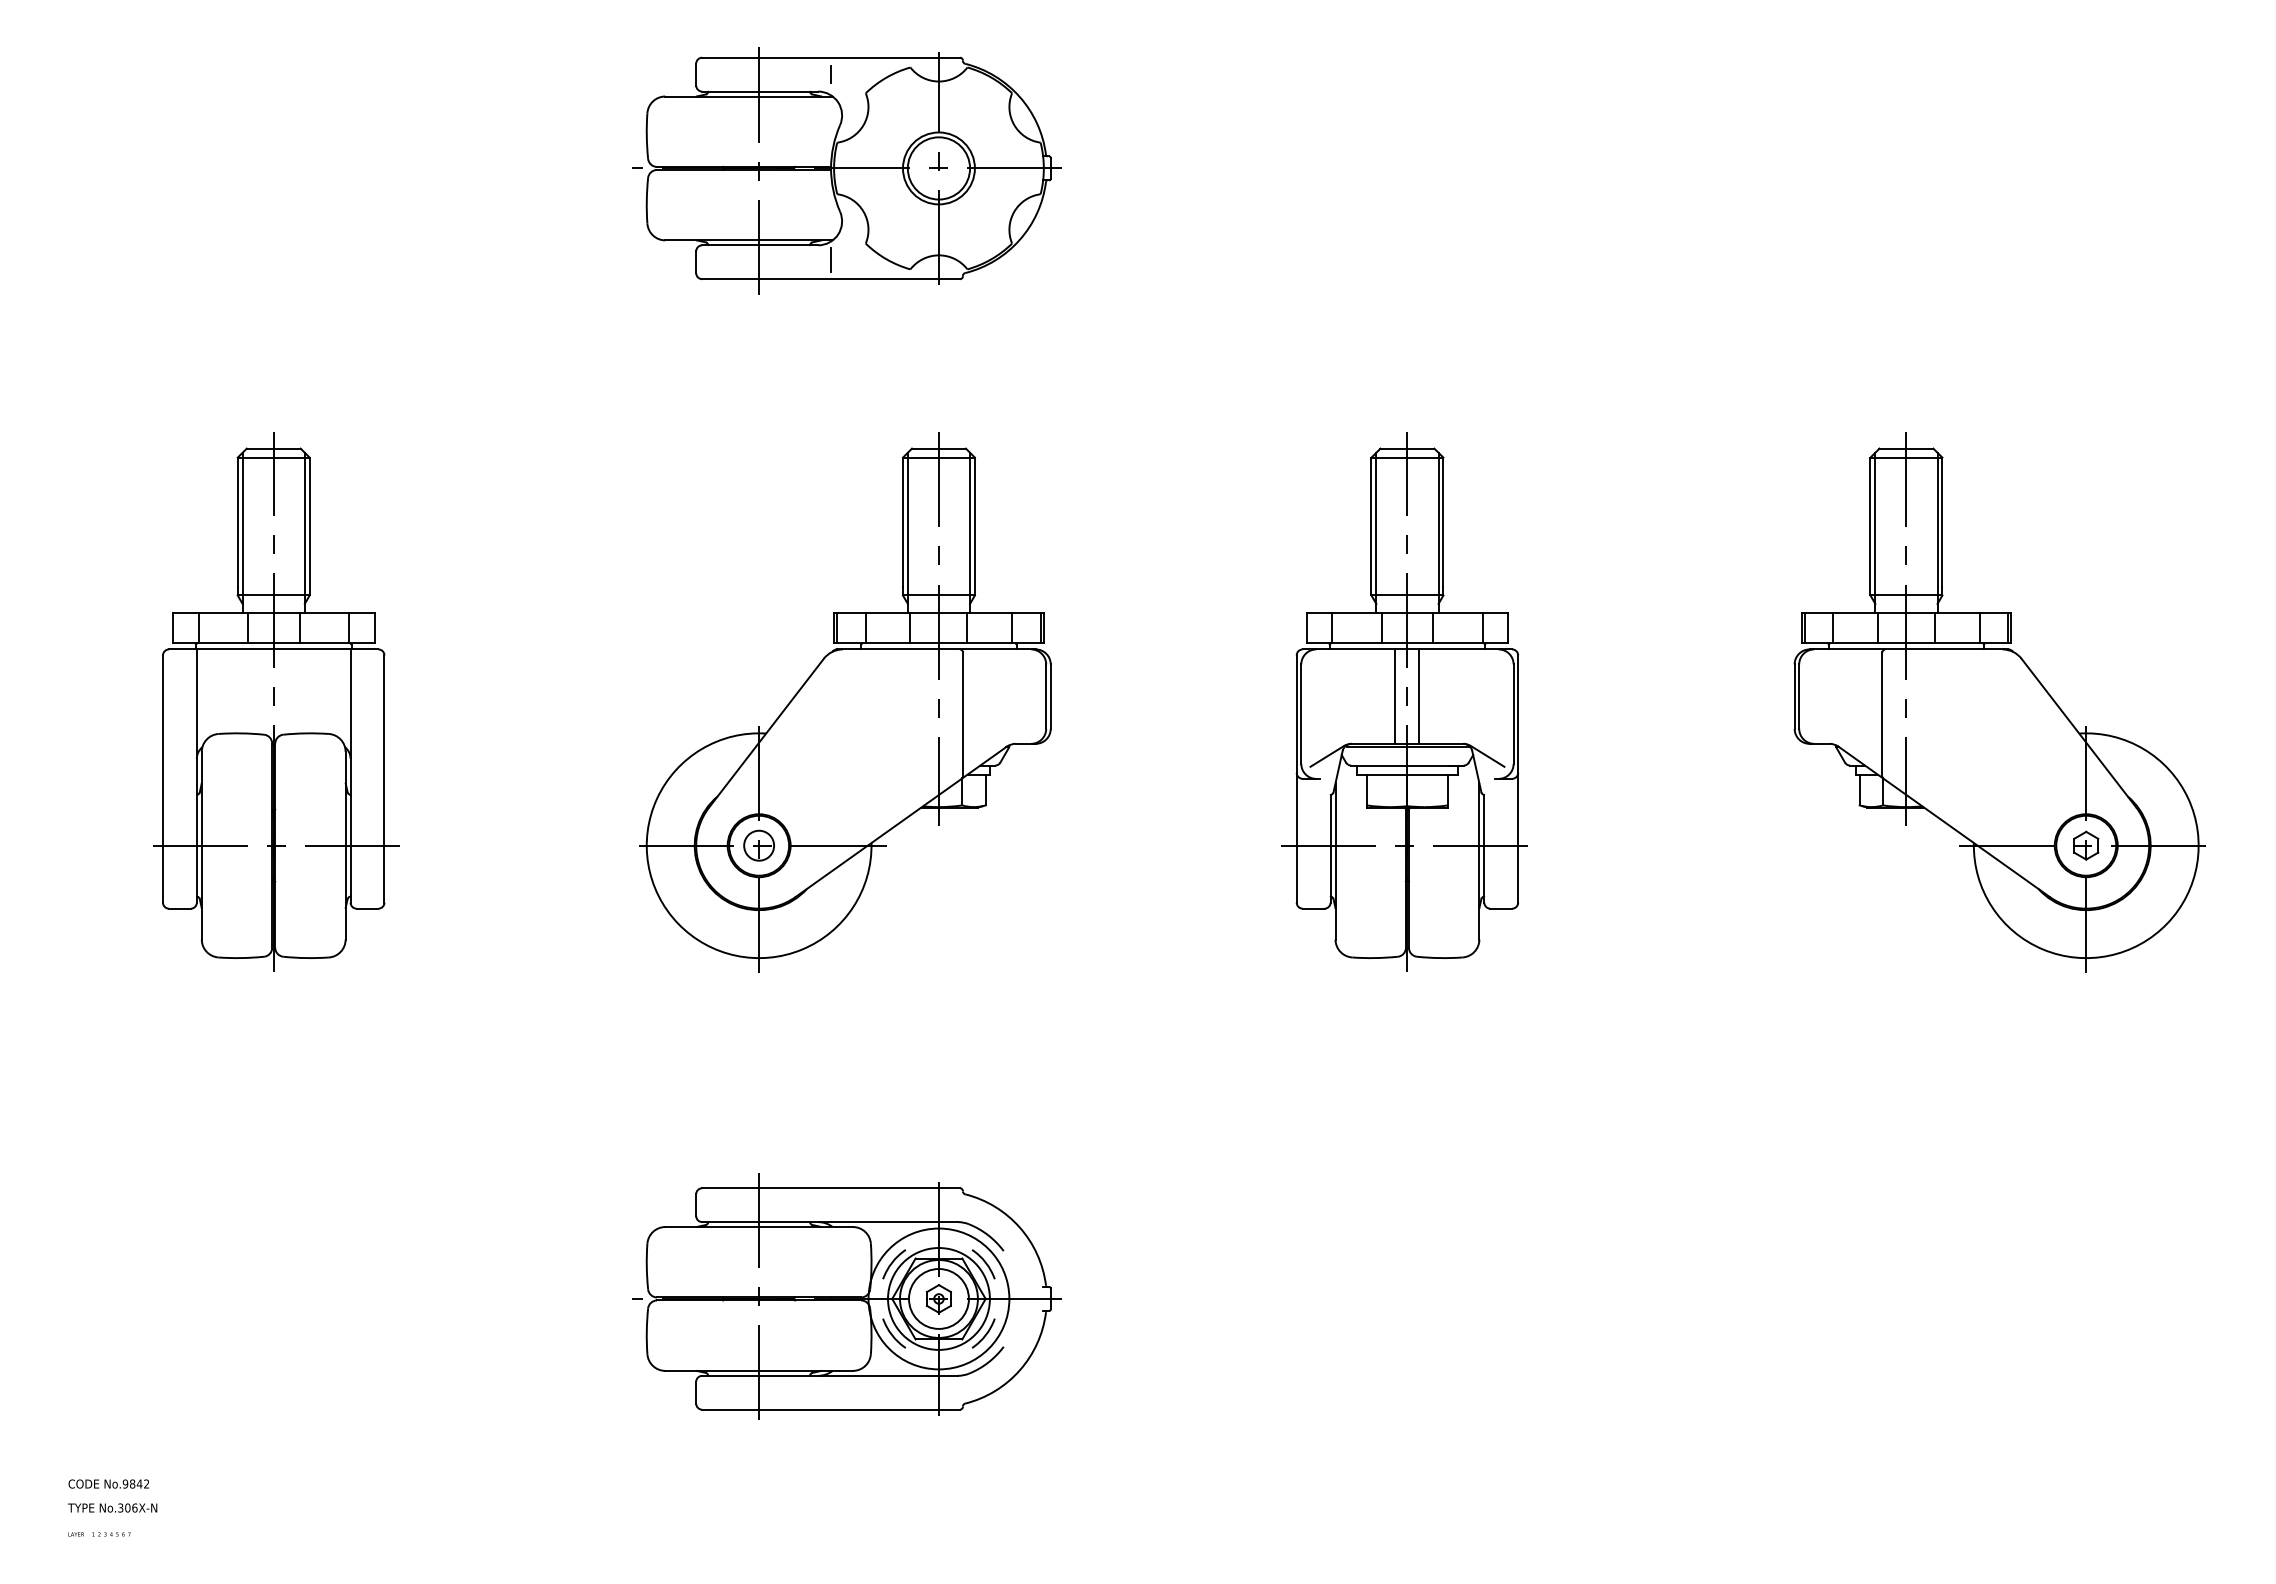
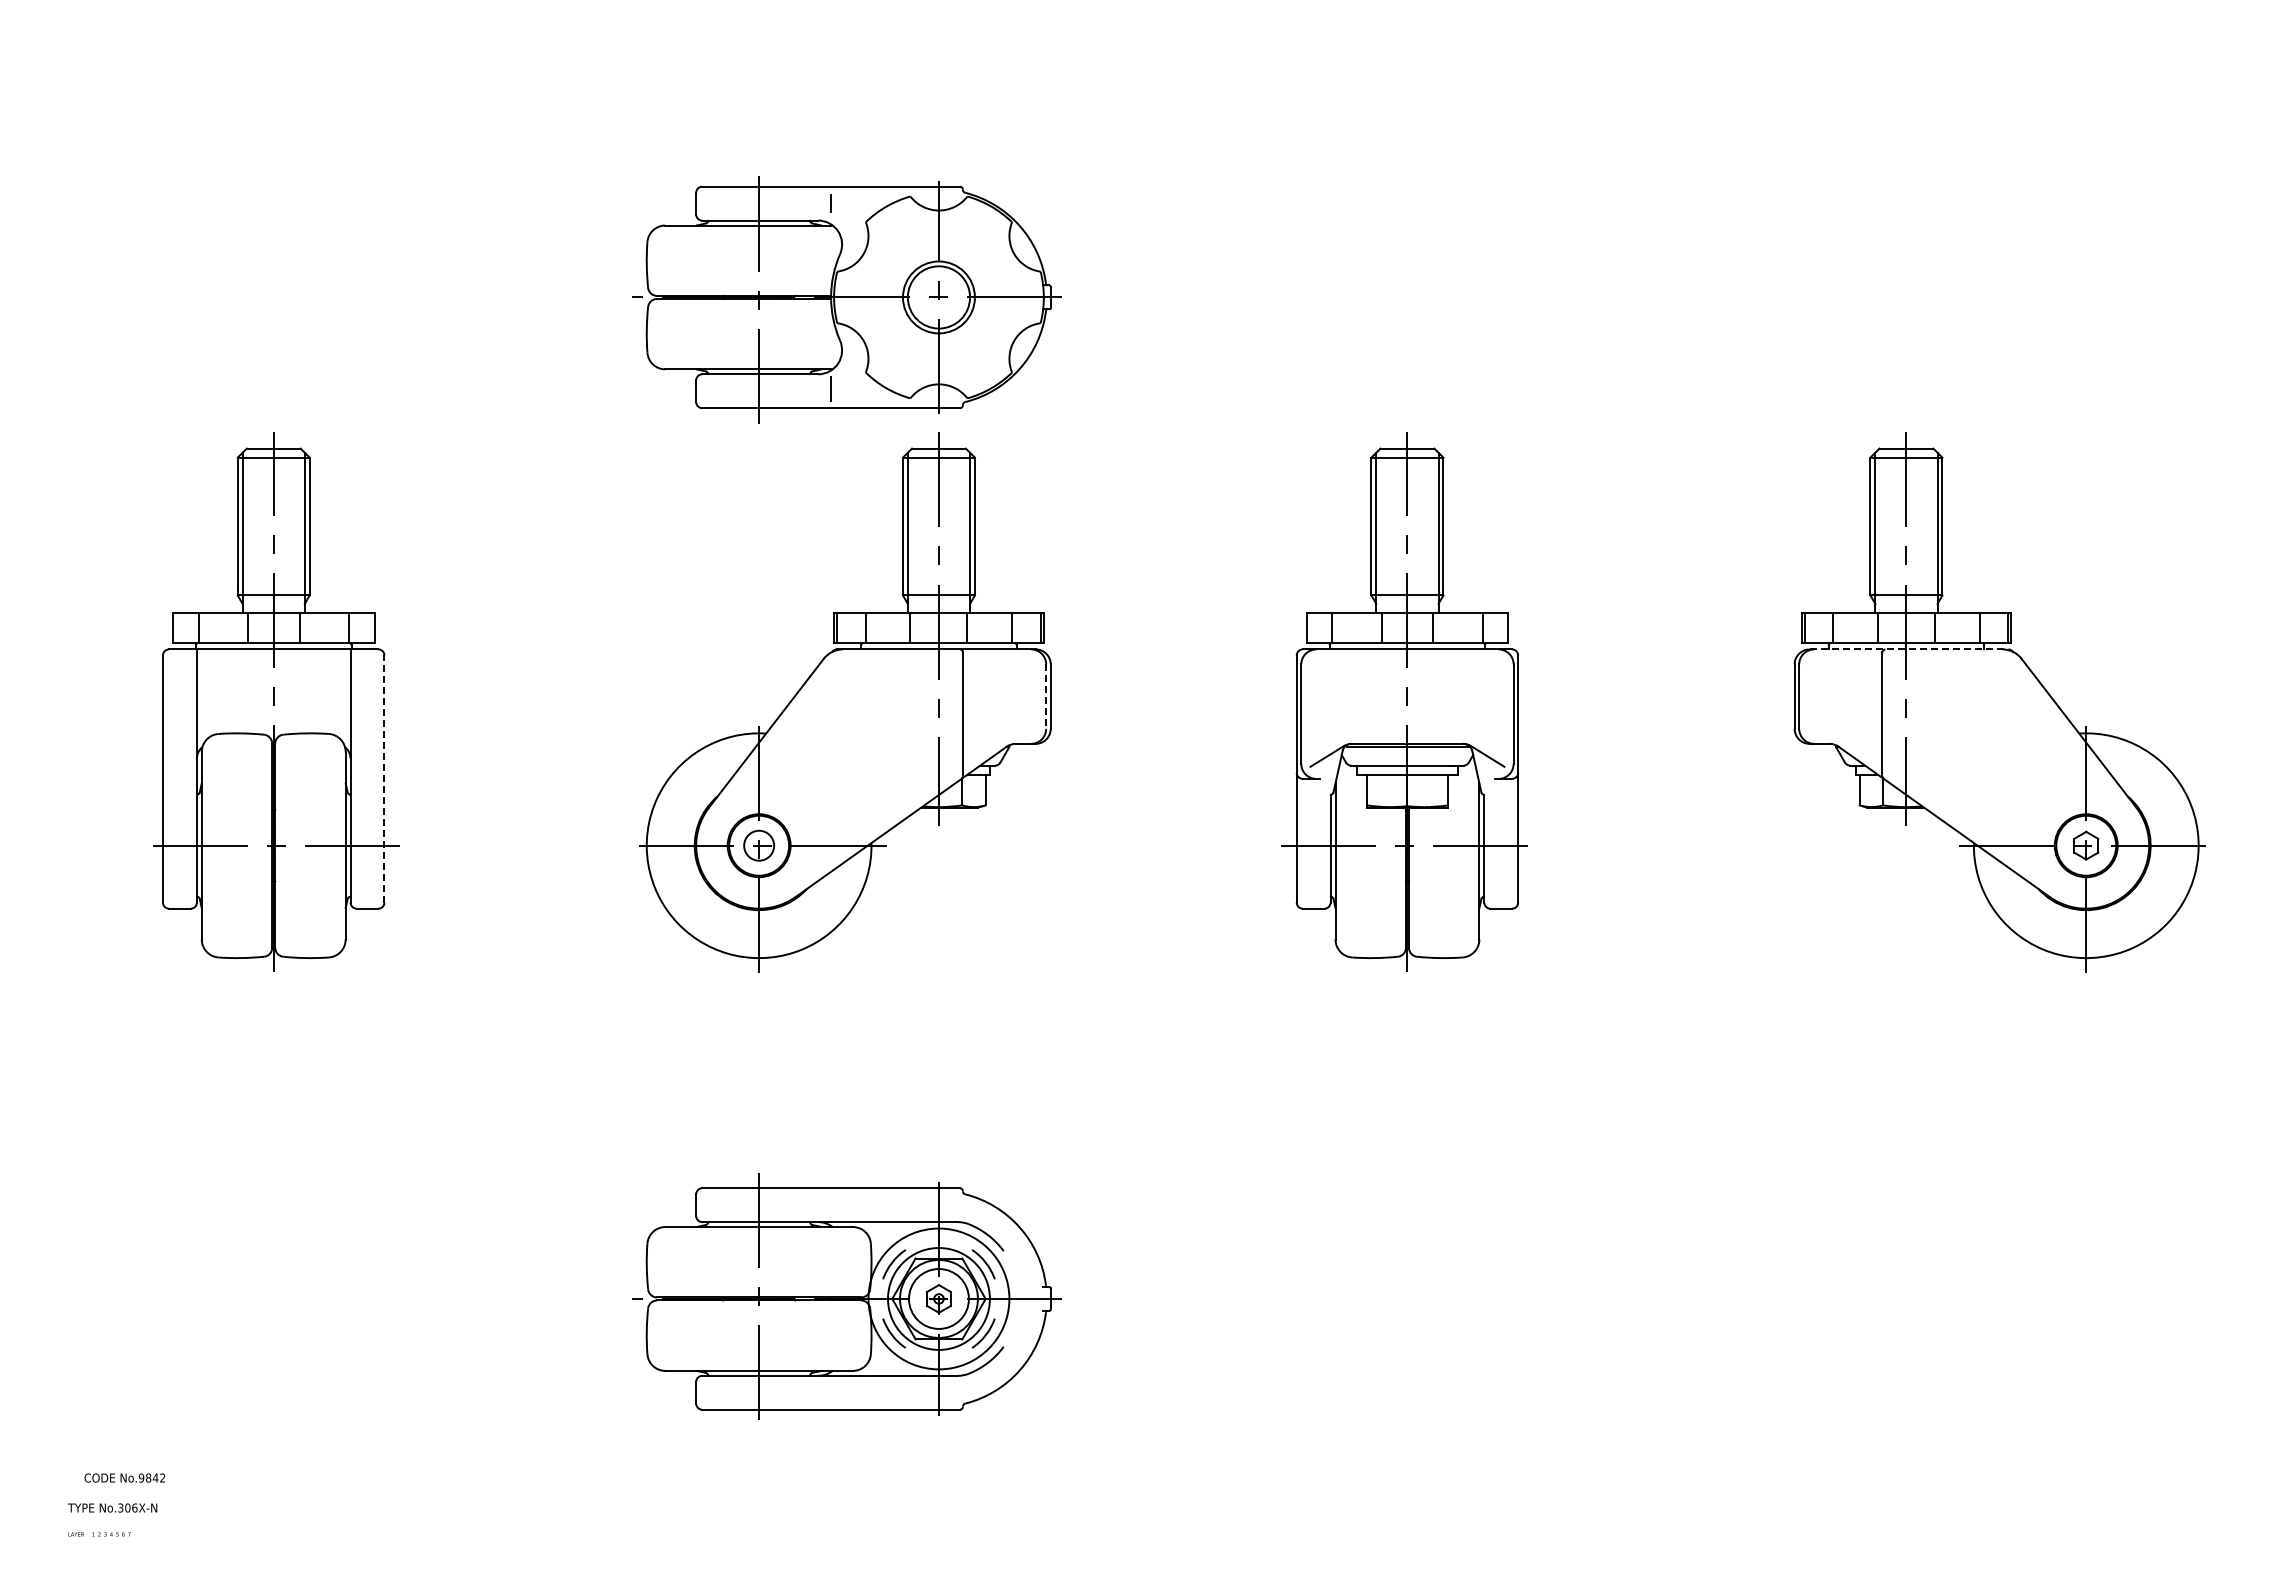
part position: (846, 170) -> (846, 299) (846, 299)
line: solid -> dashed (1909, 649)
line: present -> none (1395, 696)
line: present -> none (1419, 696)
line: solid -> dashed (1046, 697)
line: solid -> dashed (384, 779)
text position: (108, 1483) -> (124, 1477) (124, 1477)
